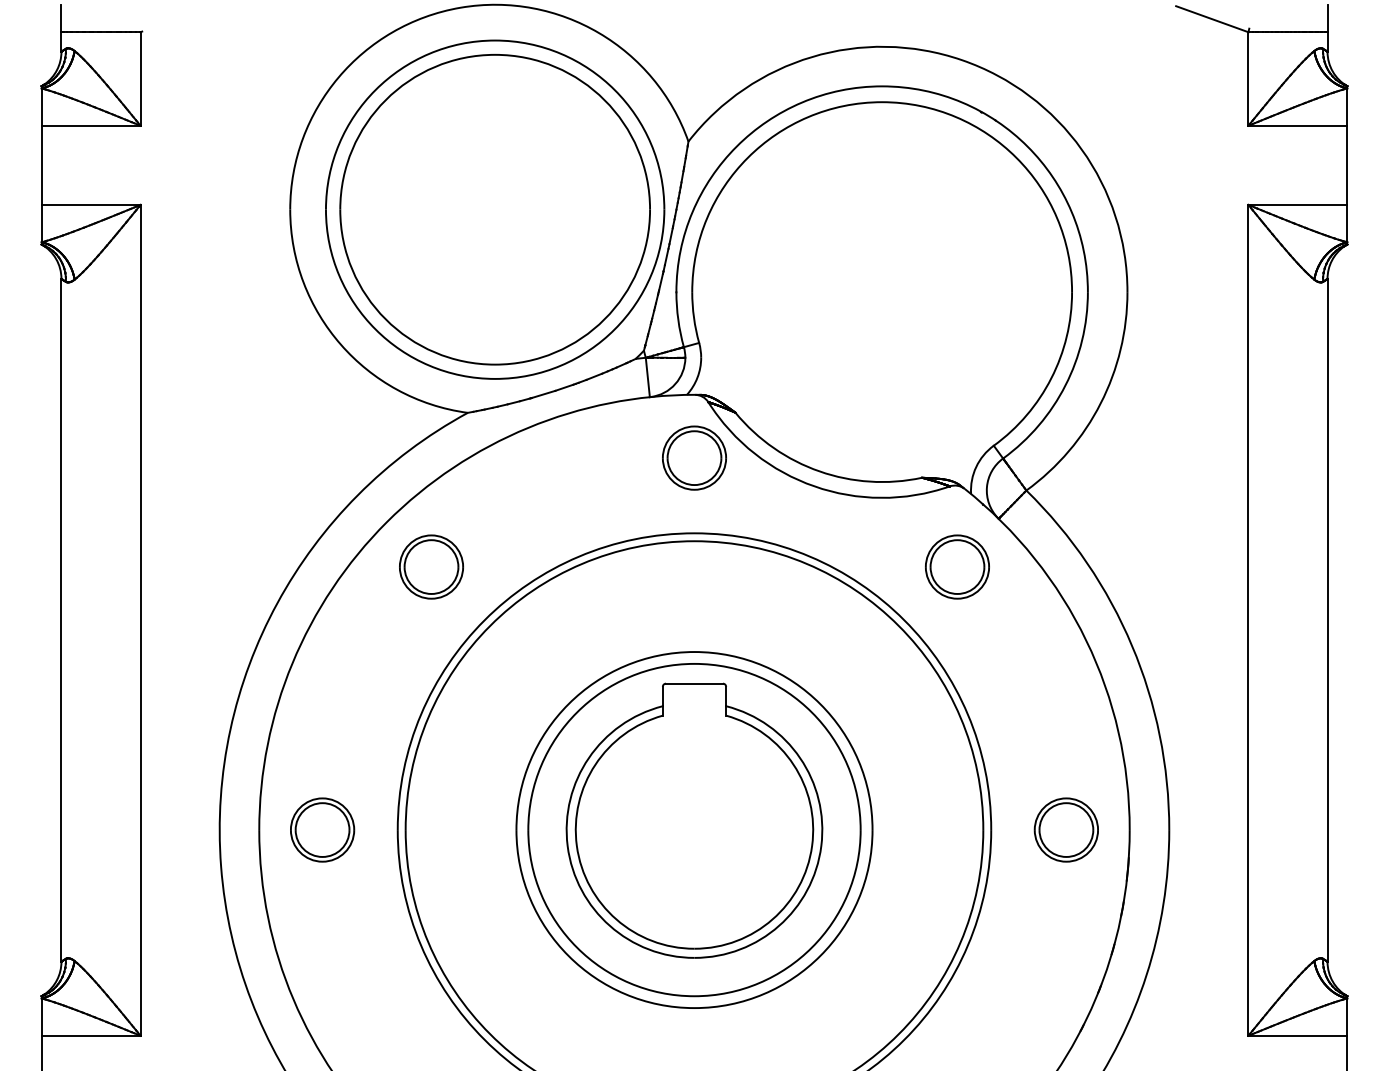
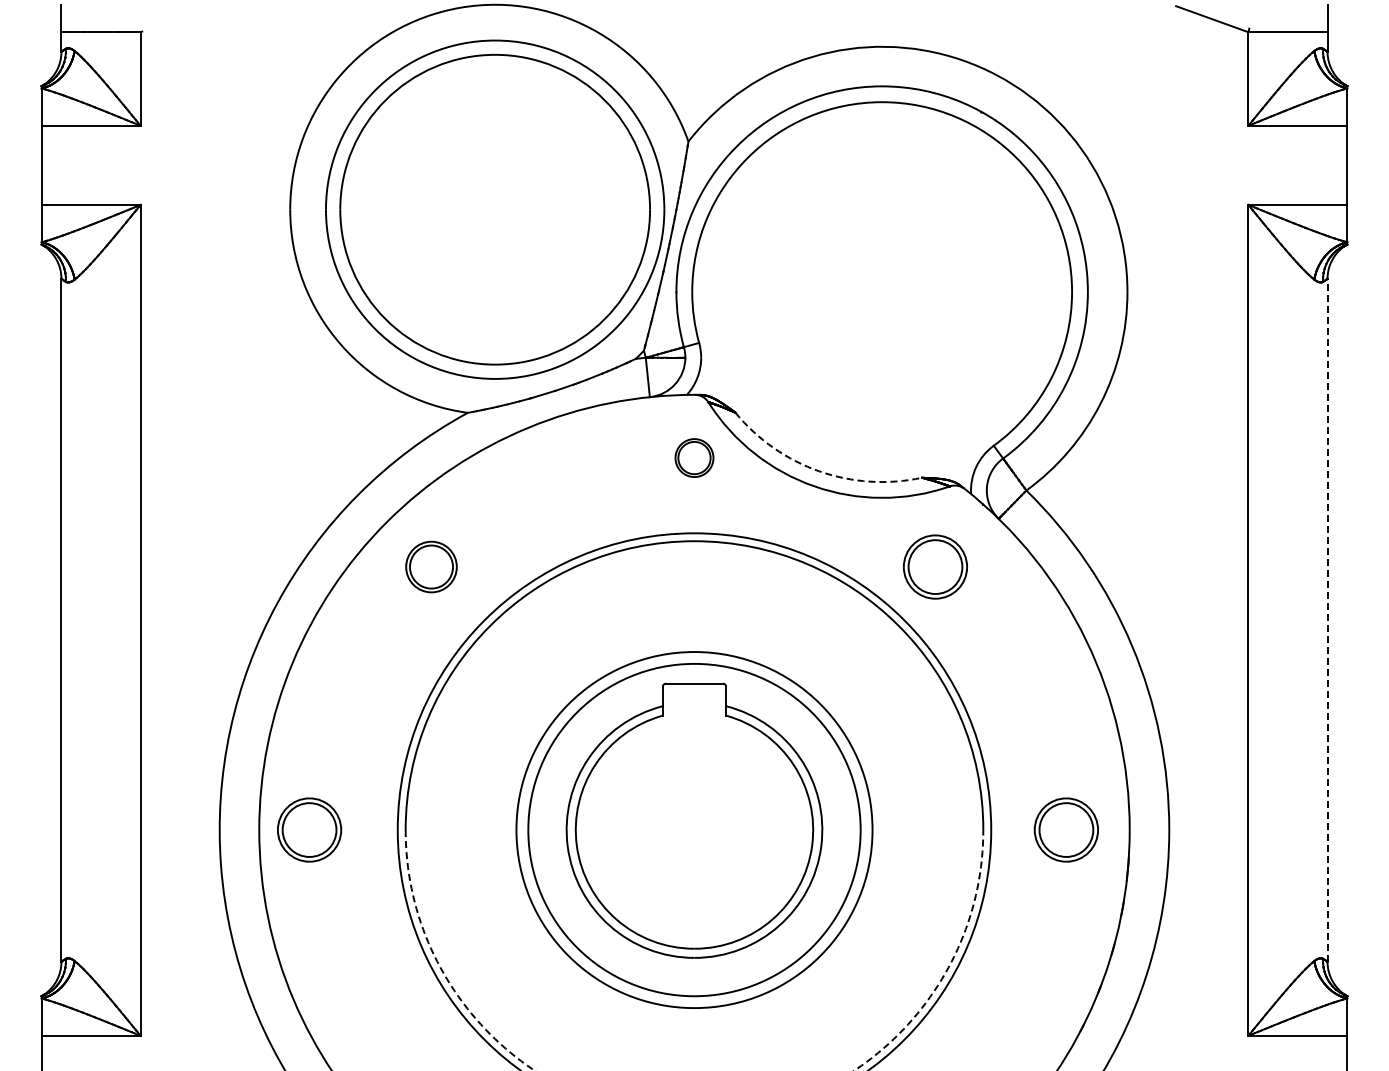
part size: 65x66 px -> 41x40 px (694, 457)
arc: solid -> dashed (819, 471)
part size: 65x66 px -> 53x54 px (431, 566)
part position: (957, 566) -> (935, 566) (935, 566)
line: solid -> dashed (1327, 620)
part position: (322, 829) -> (309, 829) (309, 829)
arc: solid -> dashed (854, 1070)
